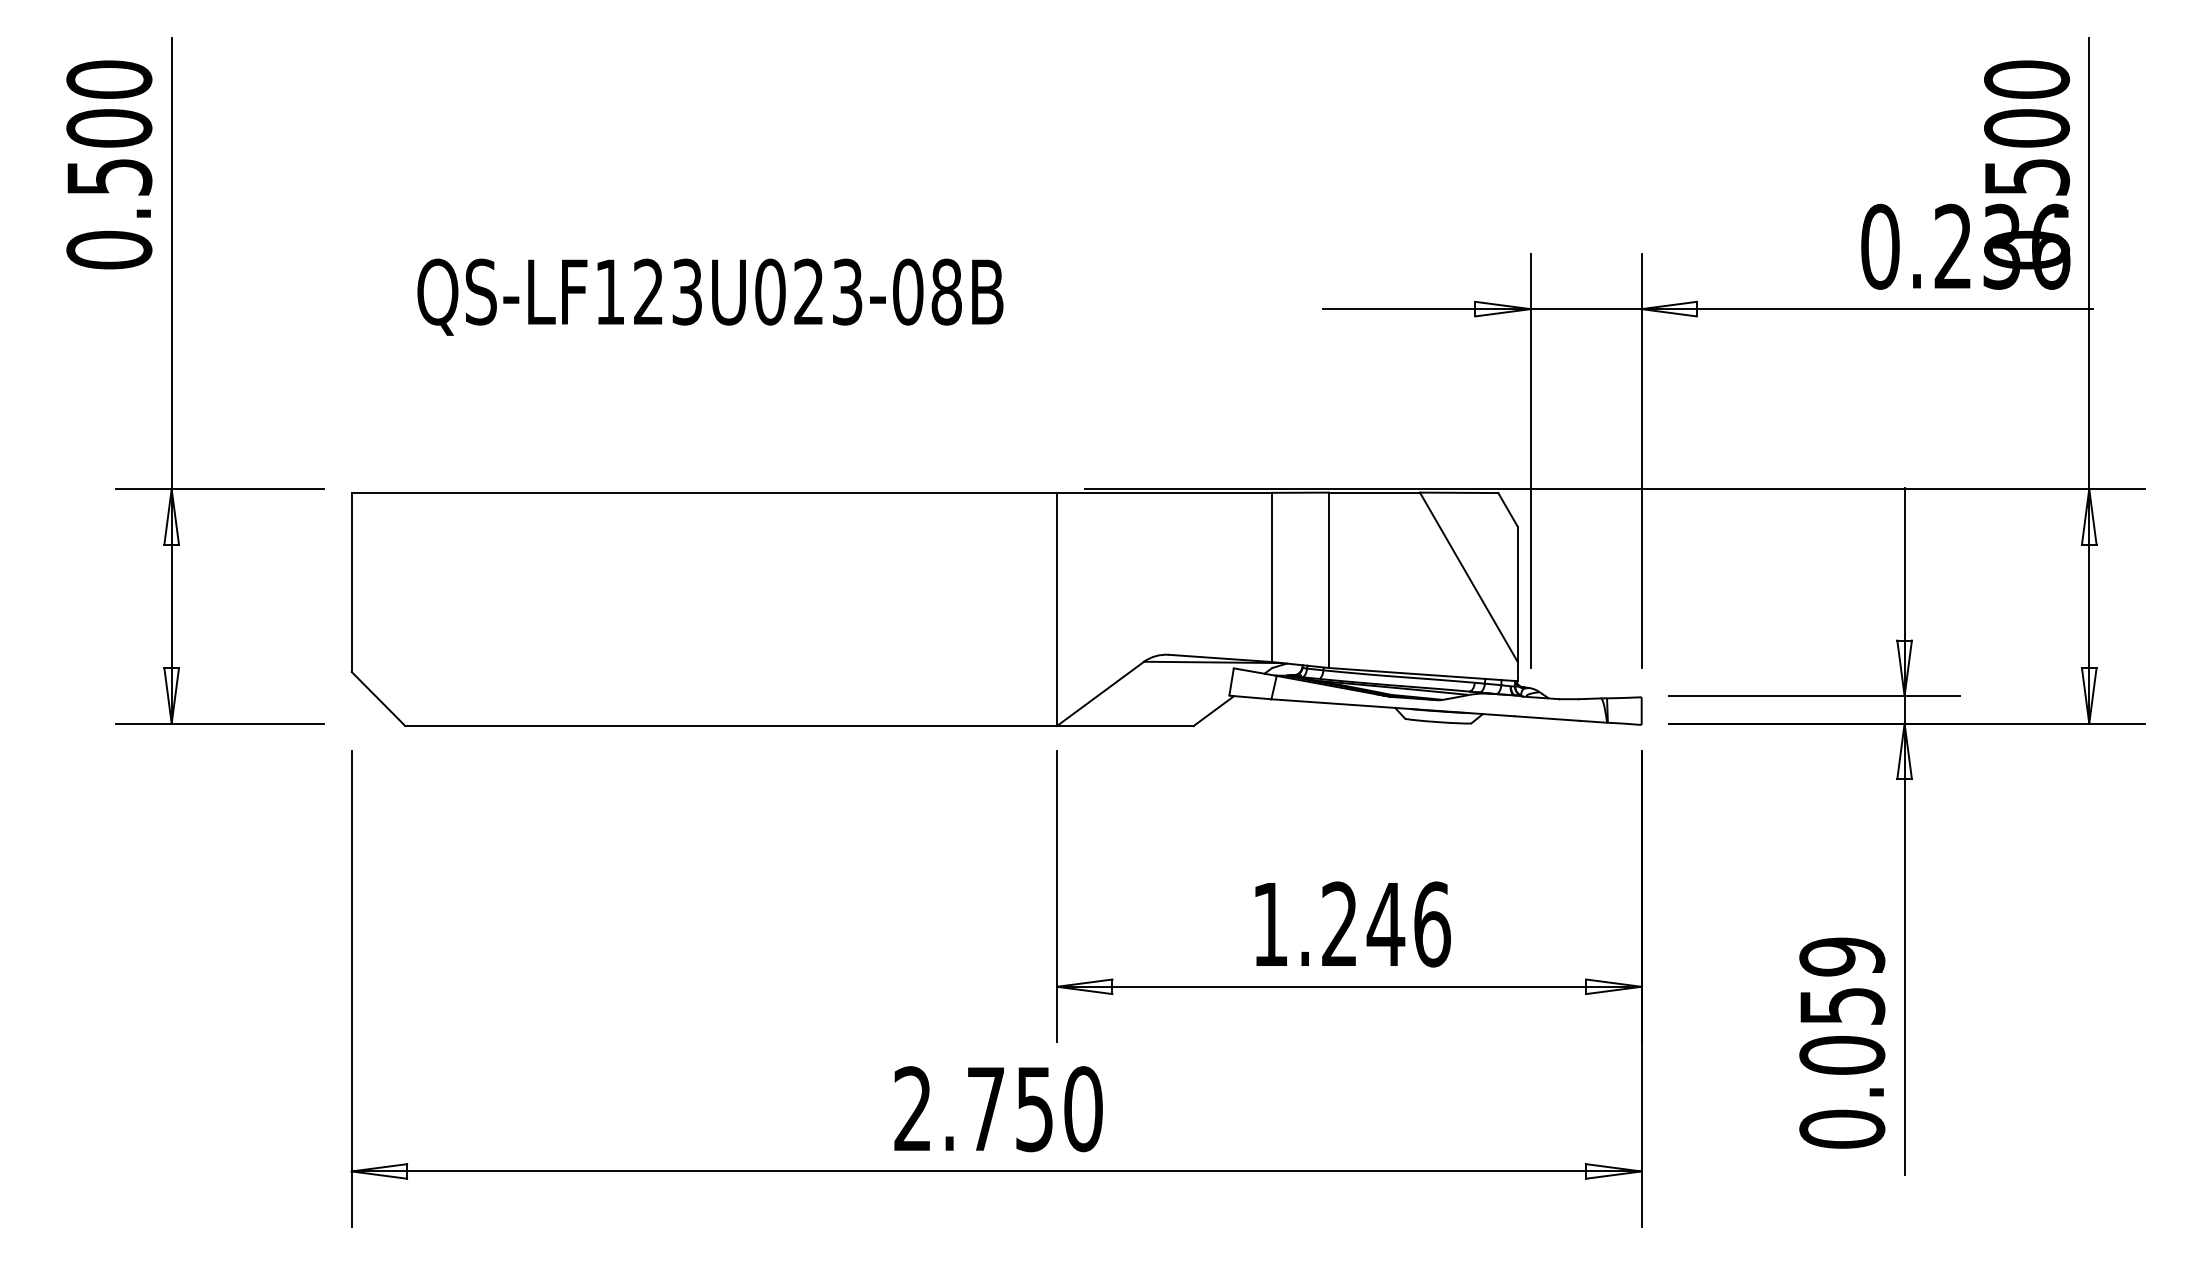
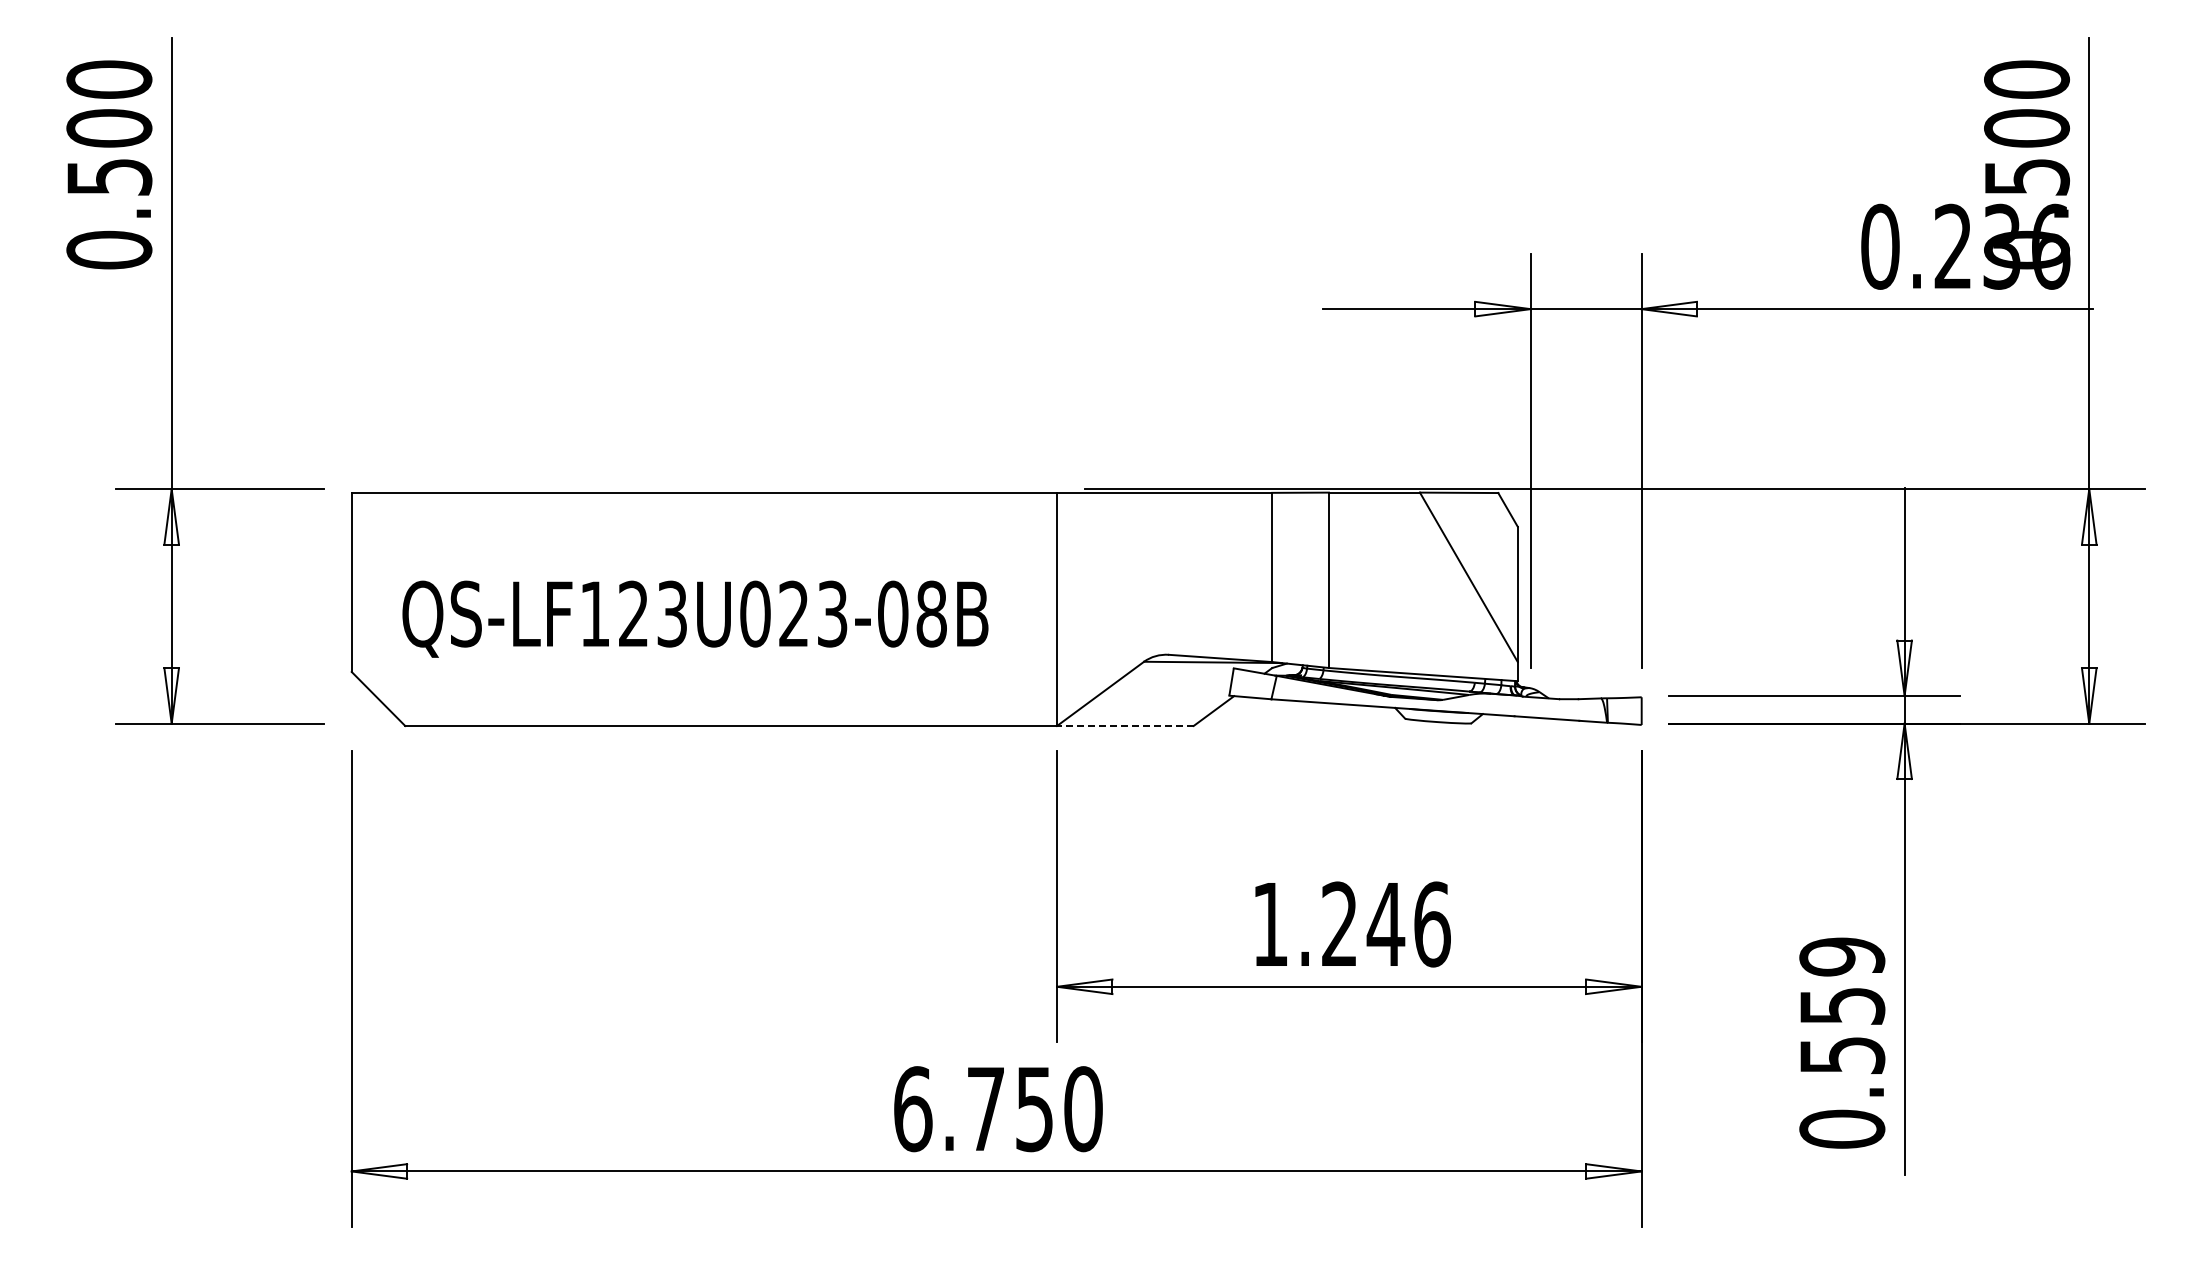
text position: (710, 296) -> (695, 618) (695, 618)
line: solid -> dashed (1124, 725)
text: 0.059 -> 0.559 (1842, 1055)
text: 2.750 -> 6.750 (913, 1109)
